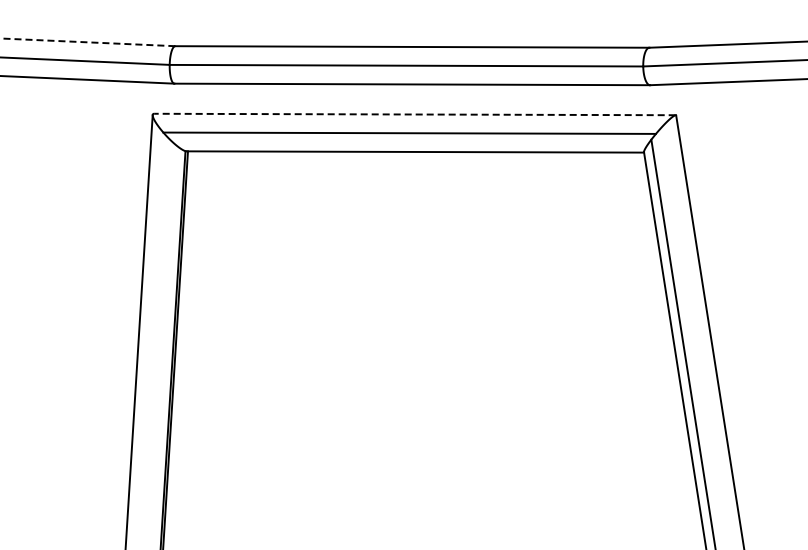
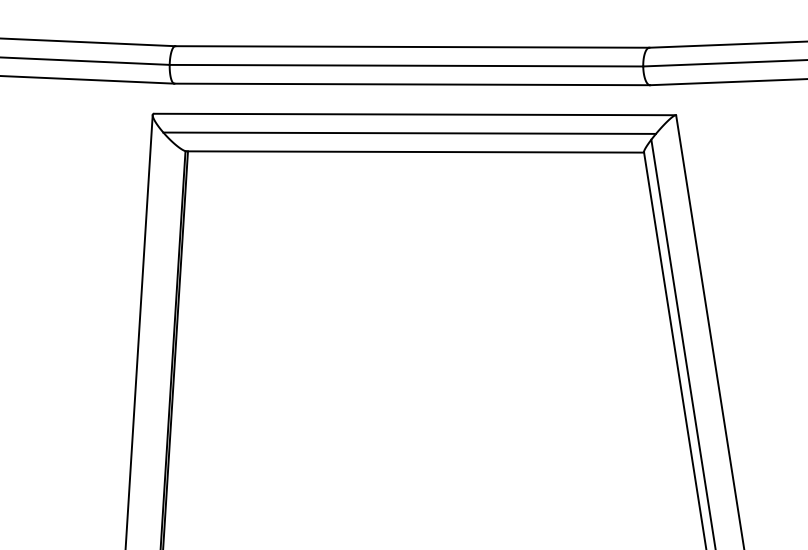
line: dashed -> solid (87, 42)
line: dashed -> solid (414, 114)
